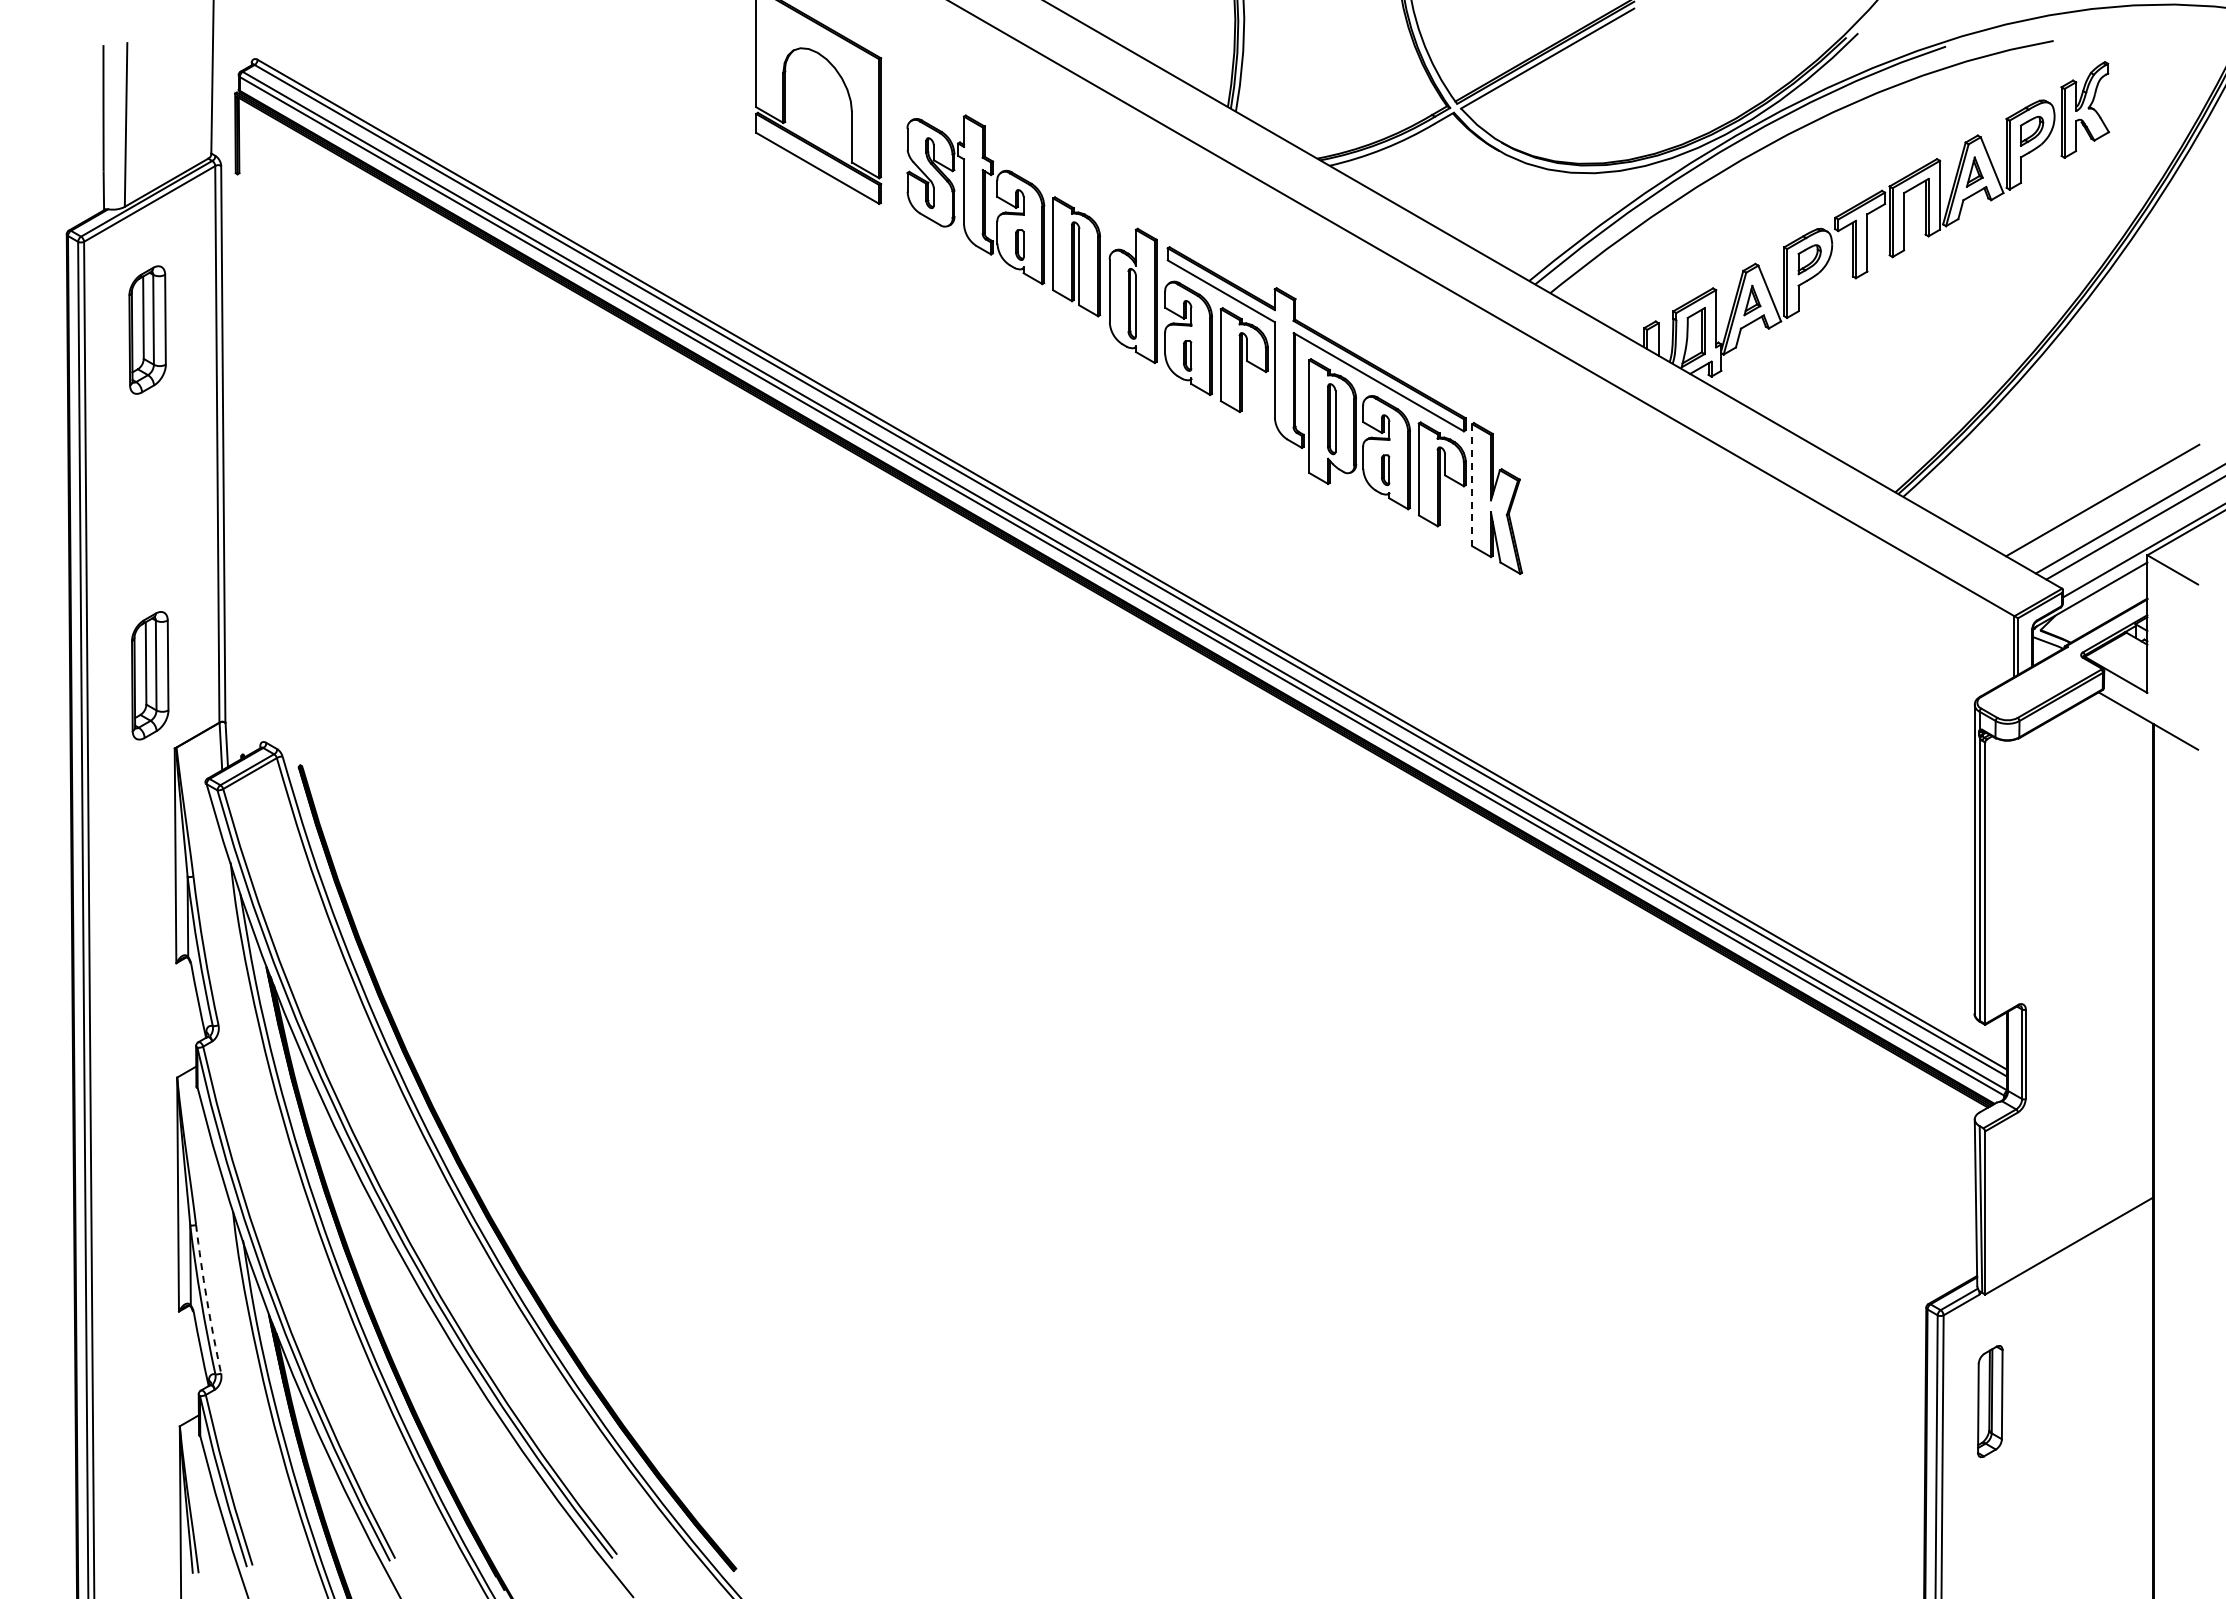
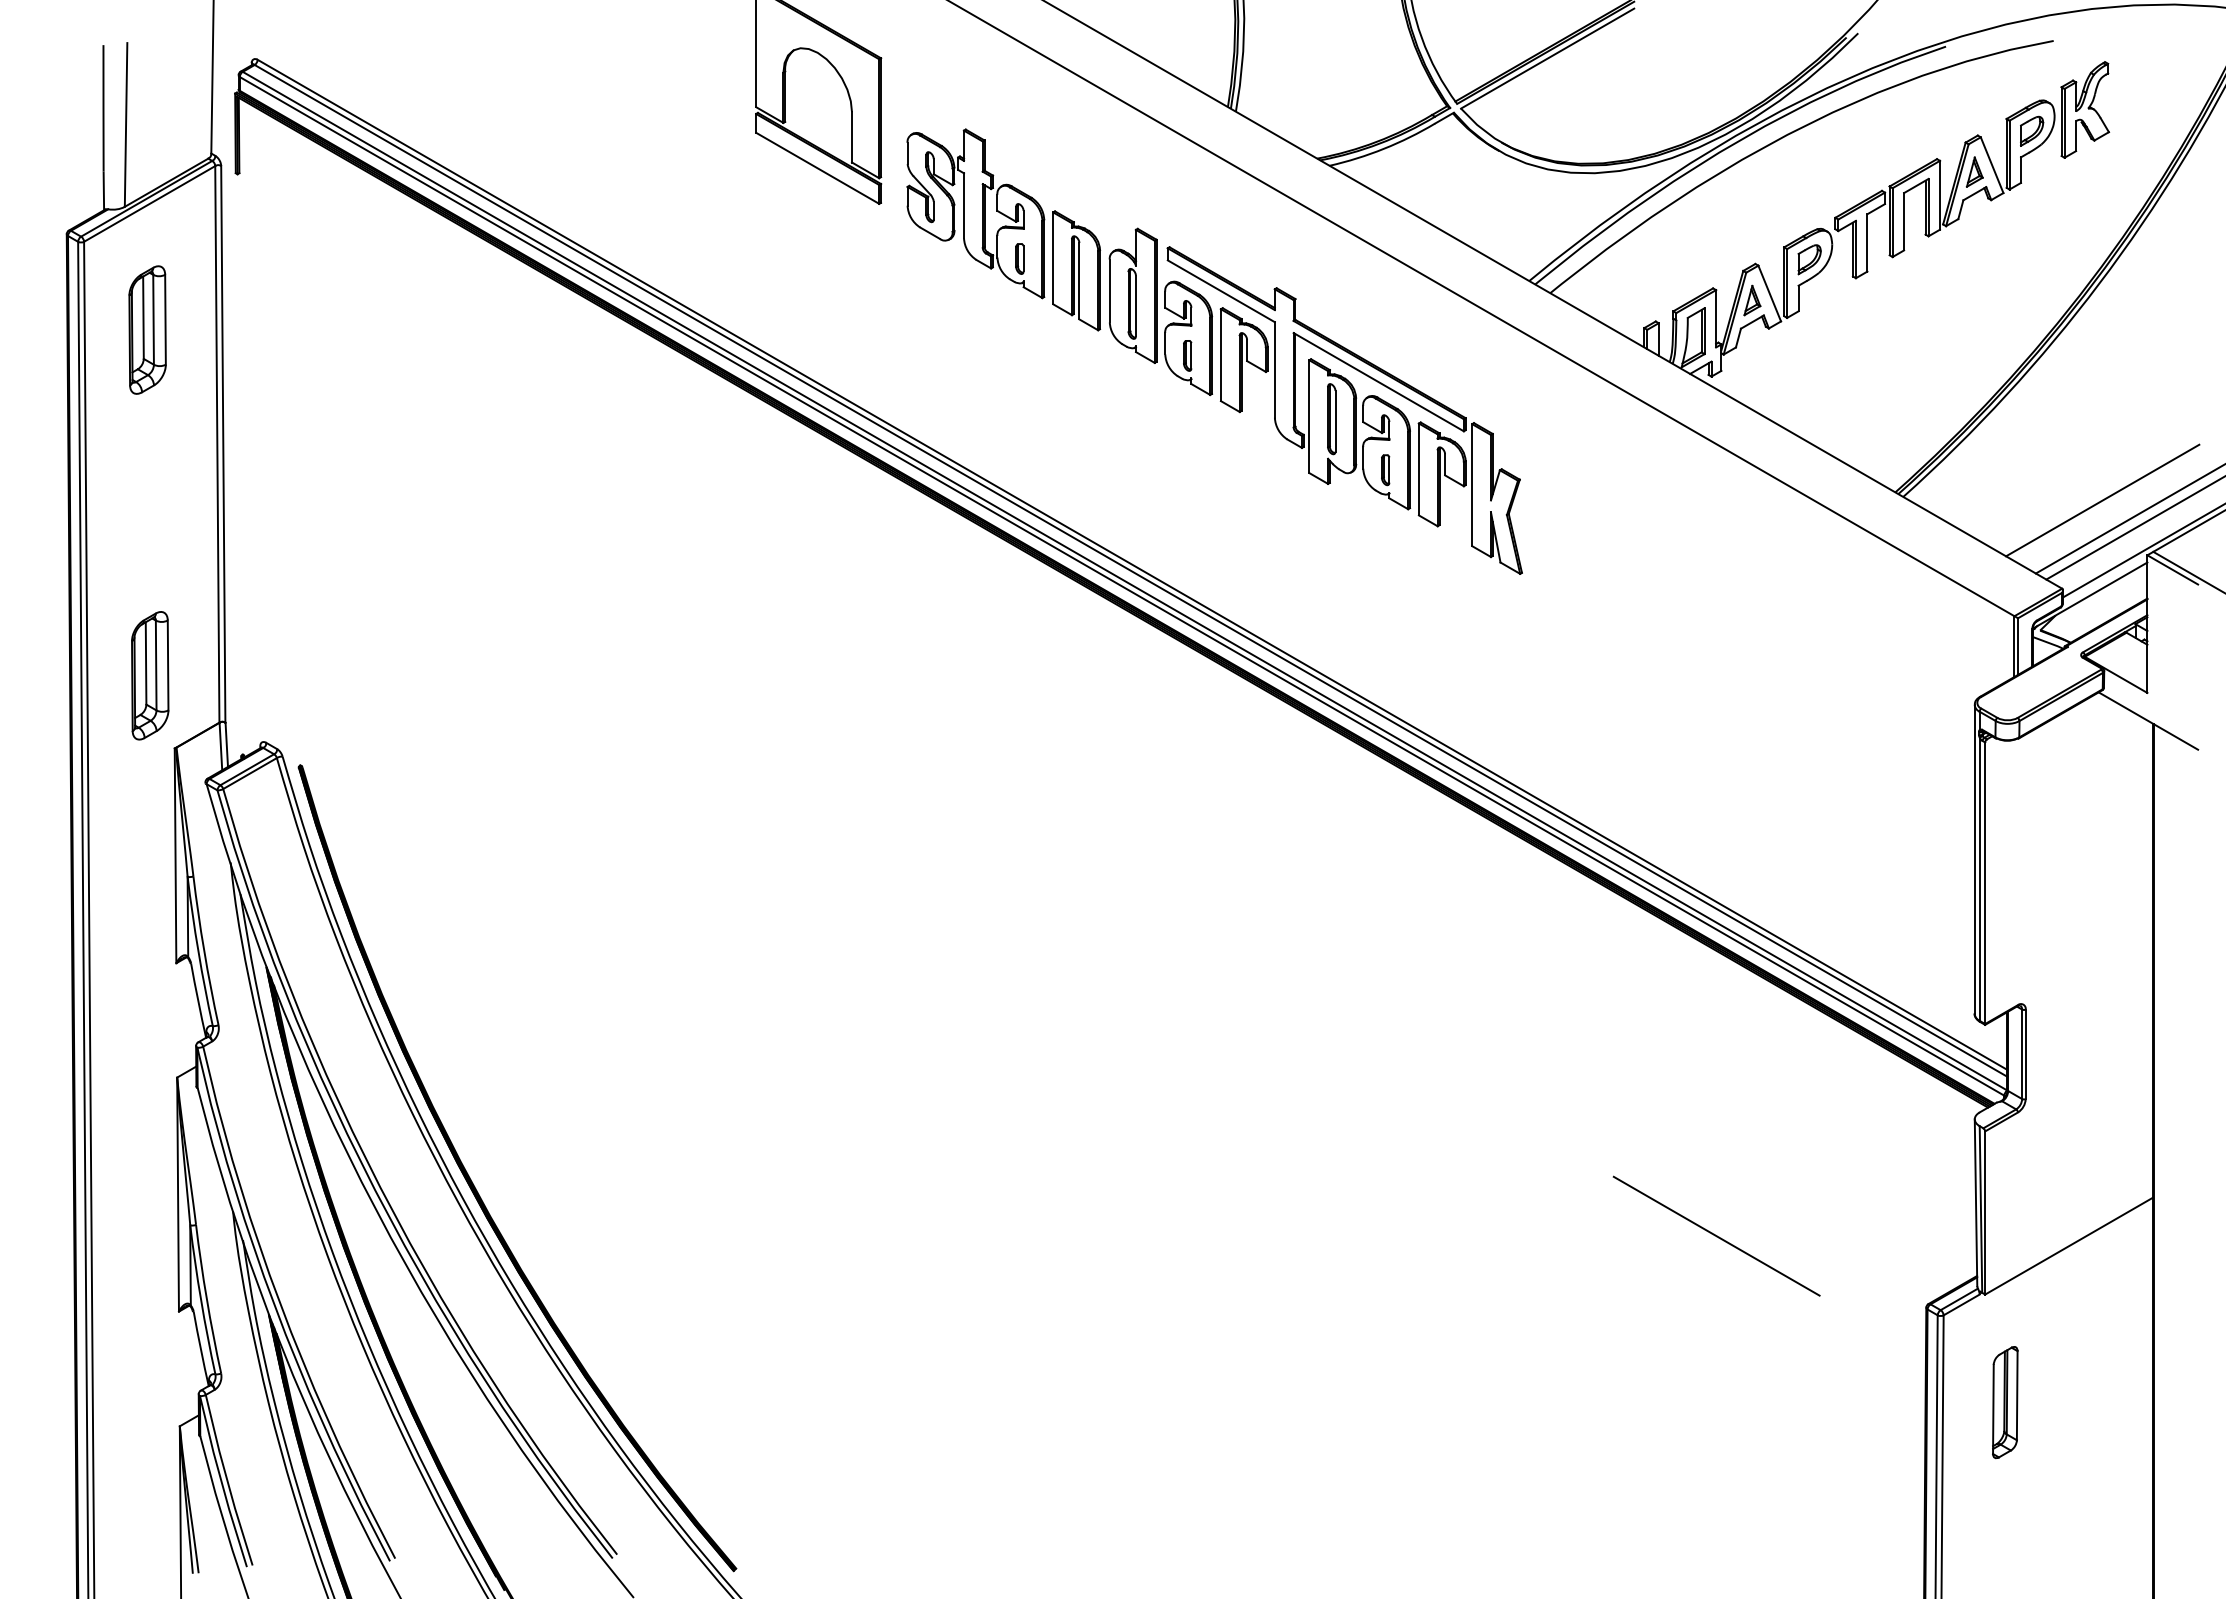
part position: (1003, 215) -> (1003, 229) (1003, 229)
line: dashed -> solid (1472, 485)
line: none -> present (2187, 571)
line: none -> present (1716, 1236)
arc: dashed -> solid (206, 1299)
part position: (1990, 1401) -> (2005, 1402) (2005, 1402)
